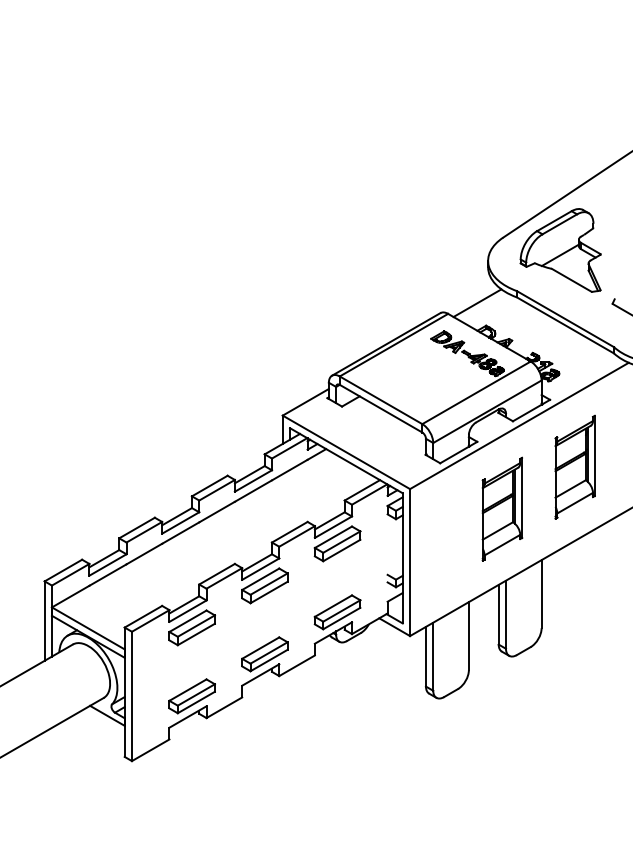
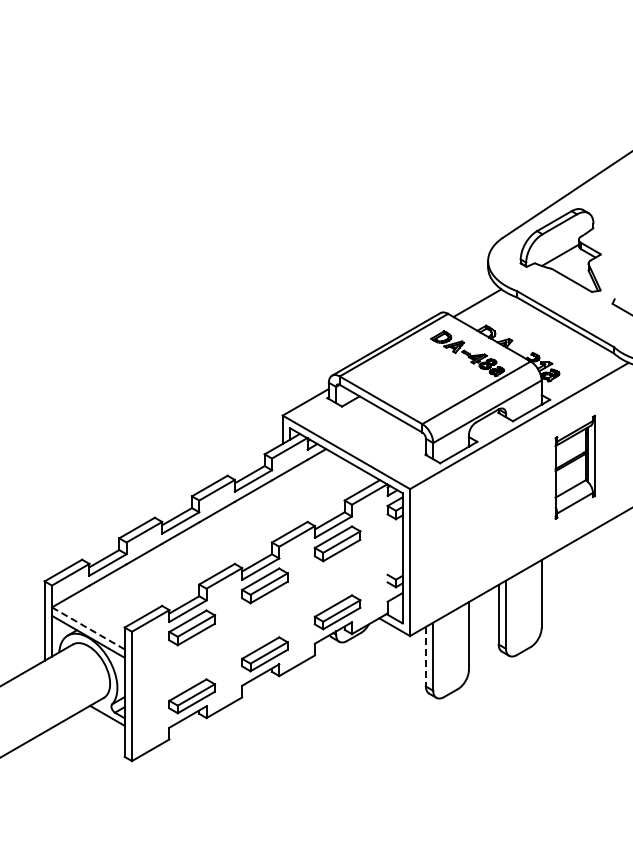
part: present -> none (502, 508)
line: solid -> dashed (88, 628)
line: solid -> dashed (425, 656)
